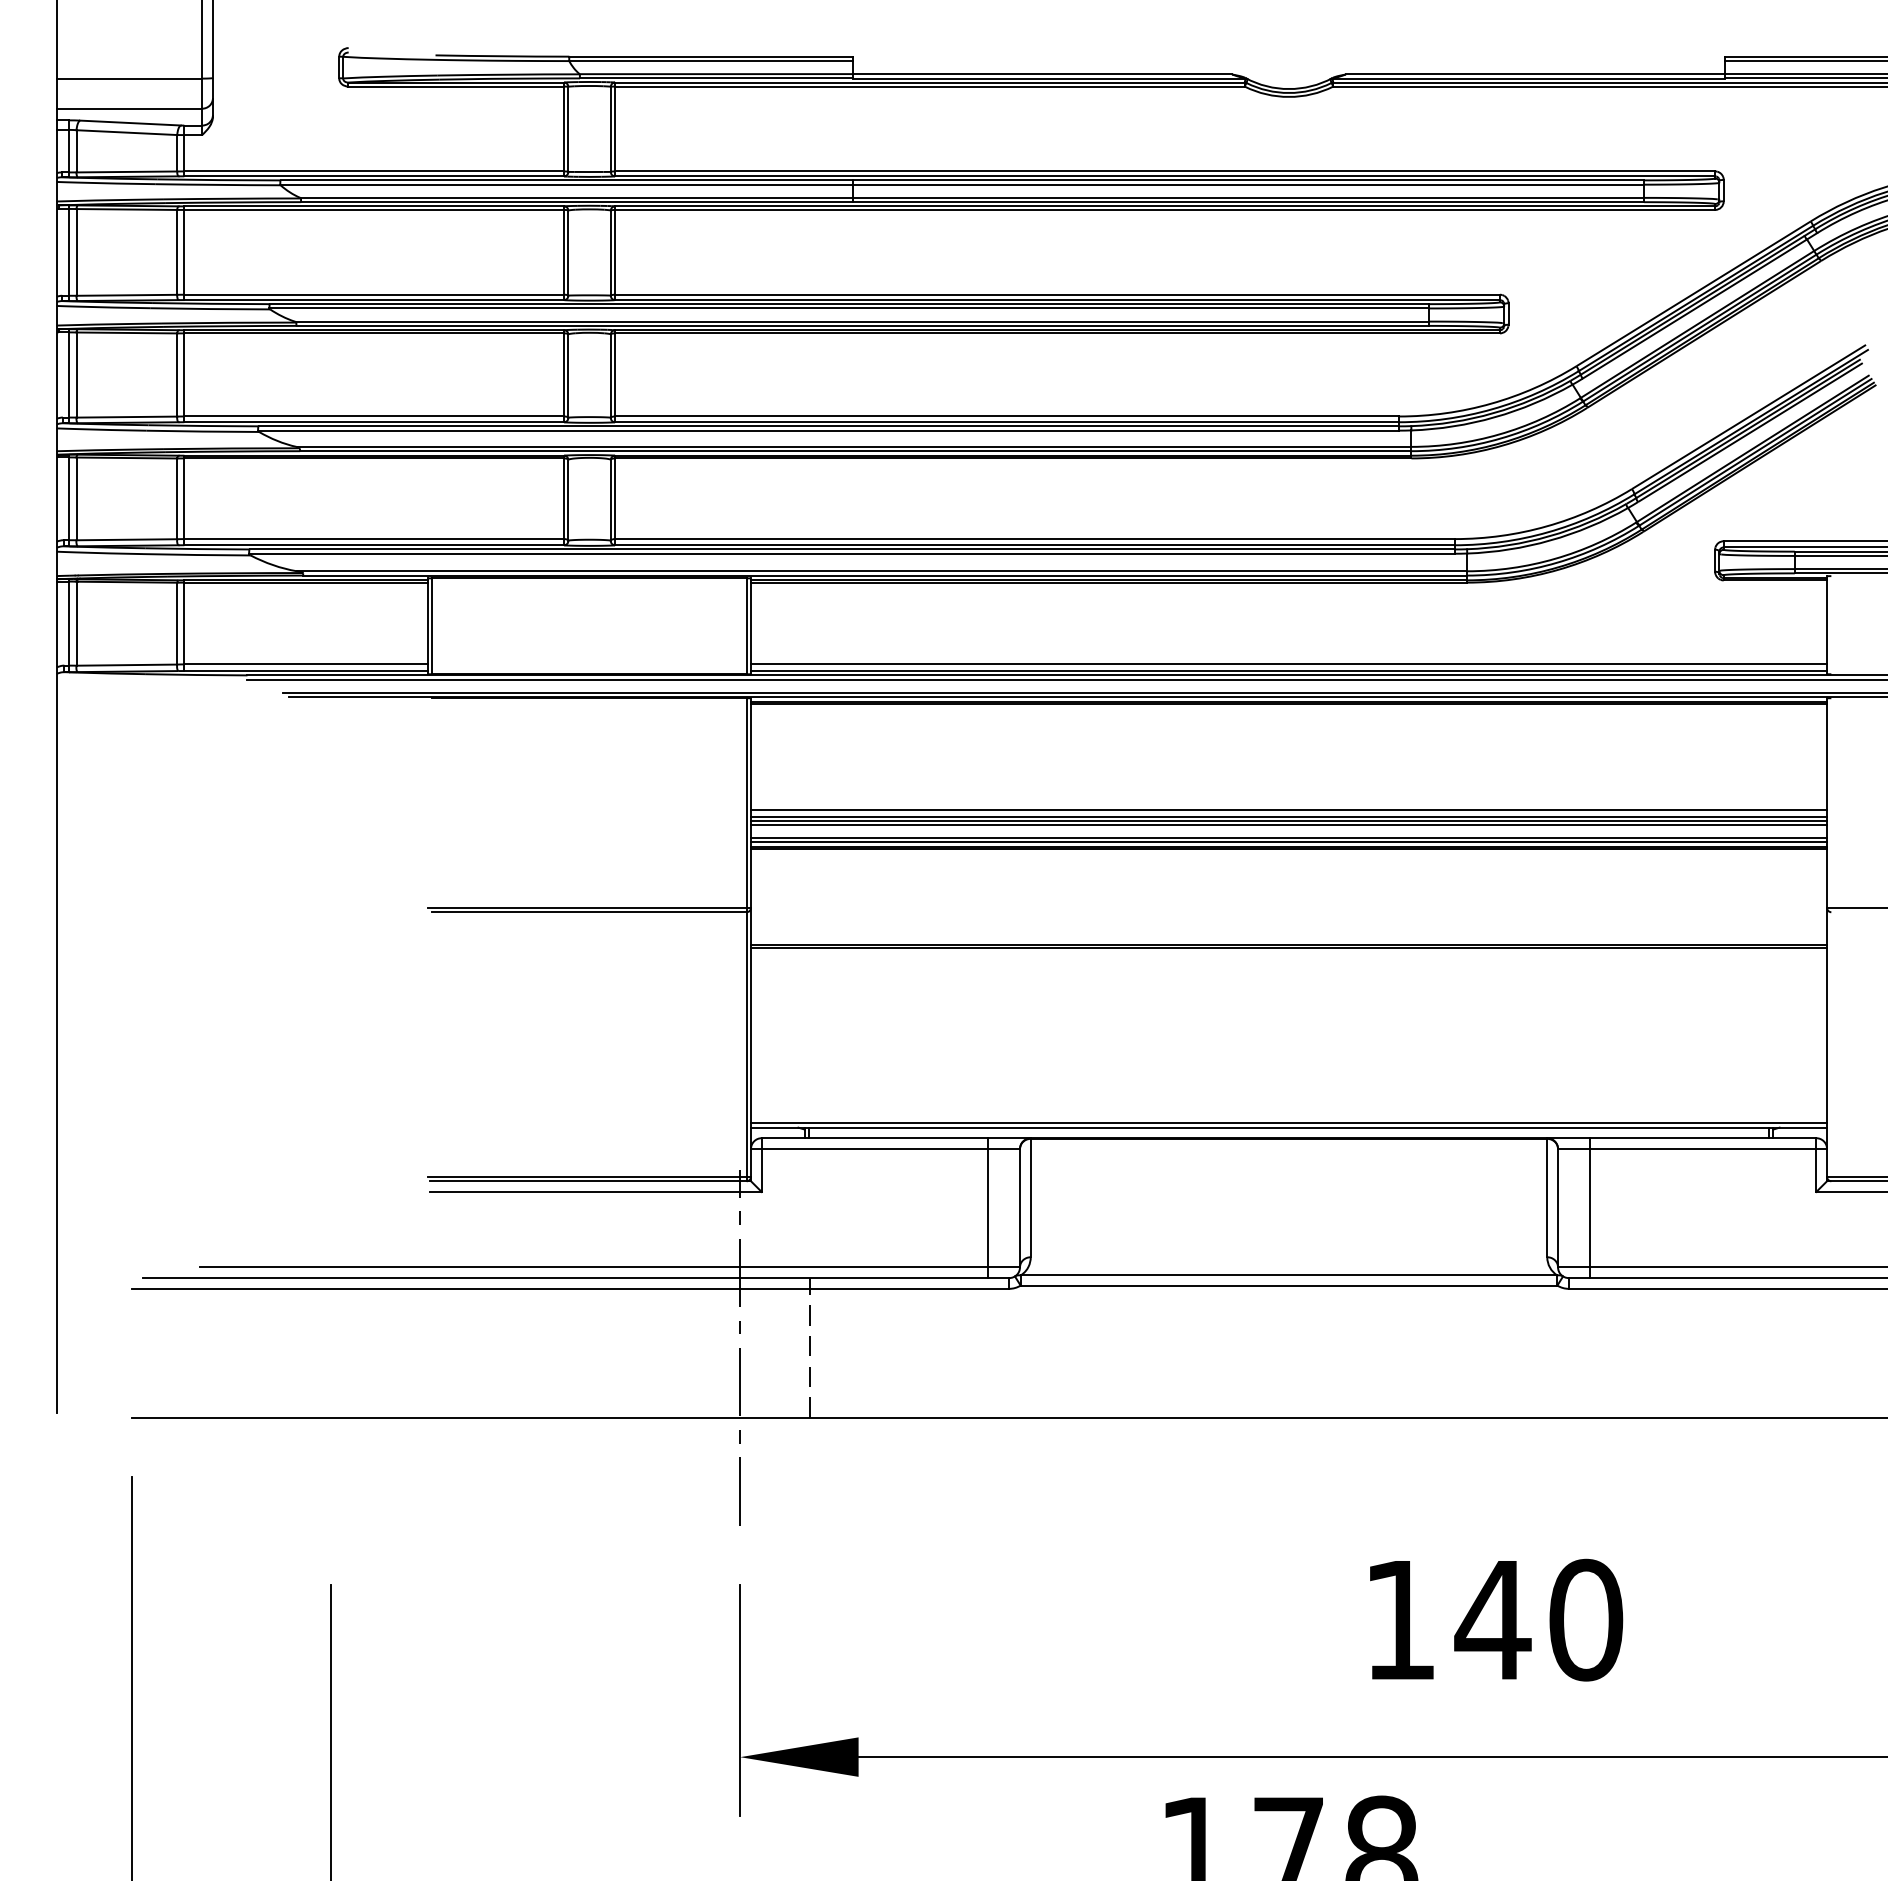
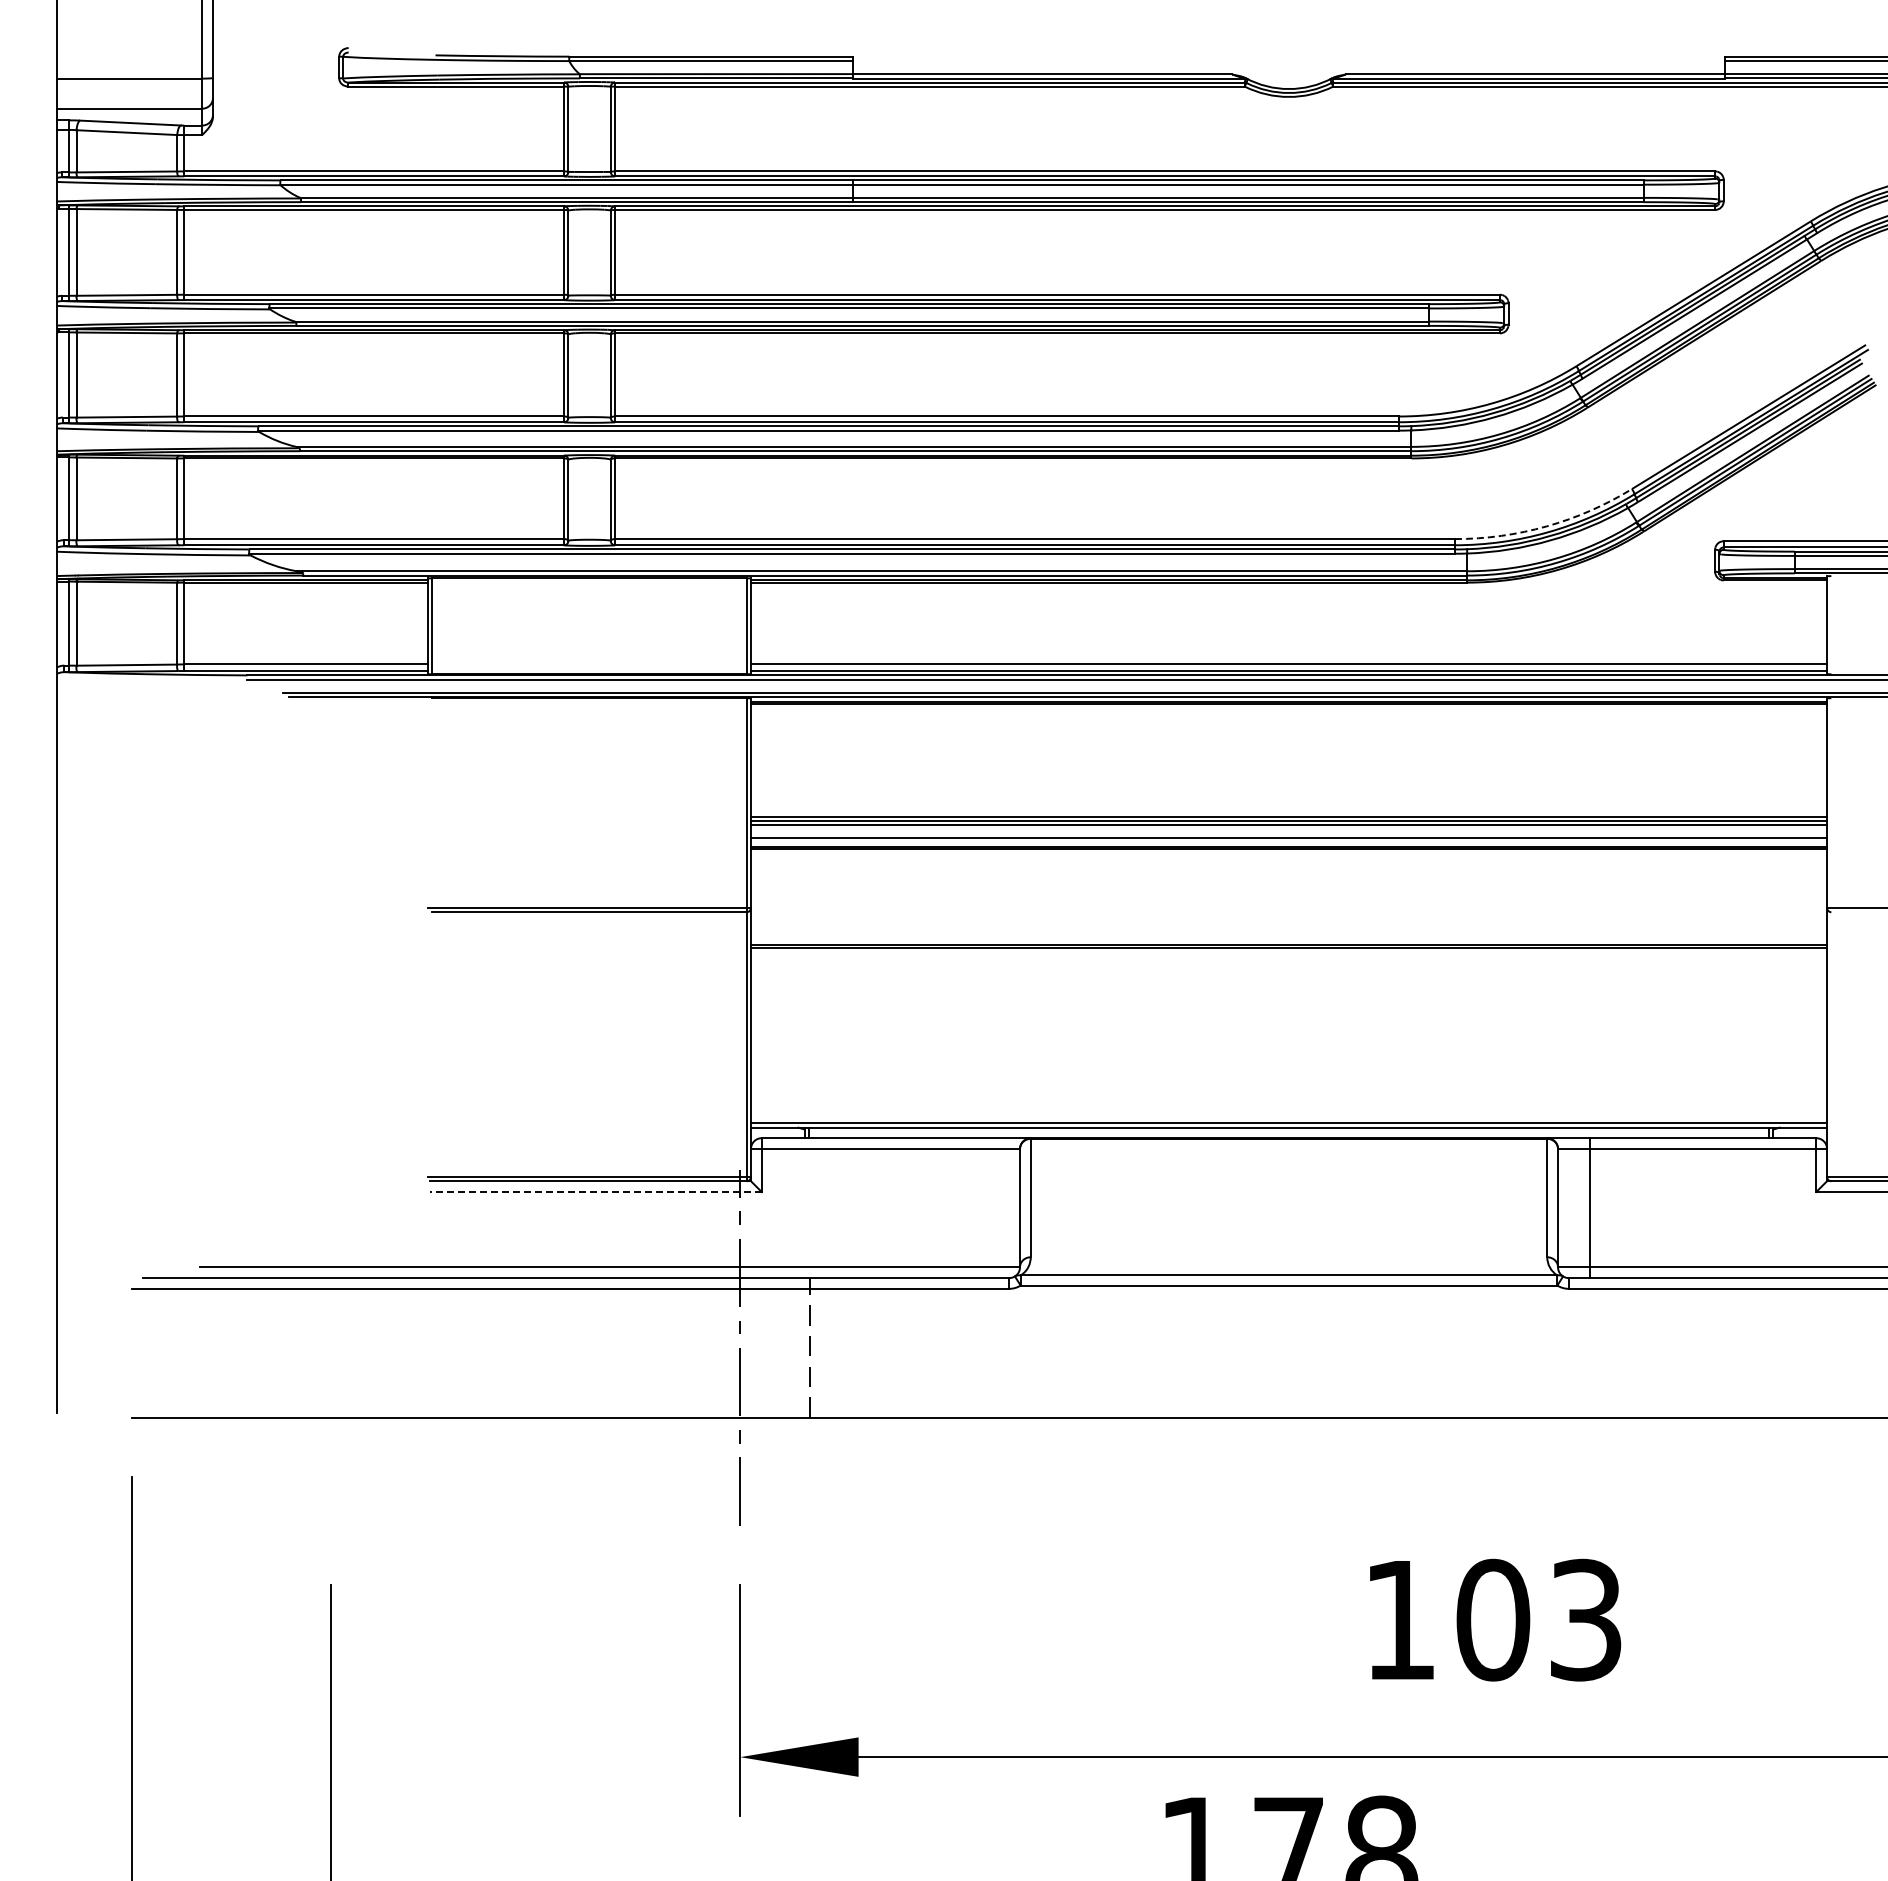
arc: solid -> dashed (1546, 526)
line: present -> none (1289, 809)
line: present -> none (1289, 842)
line: solid -> dashed (595, 1192)
line: present -> none (987, 1208)
text: 140 -> 103 (1538, 1619)
